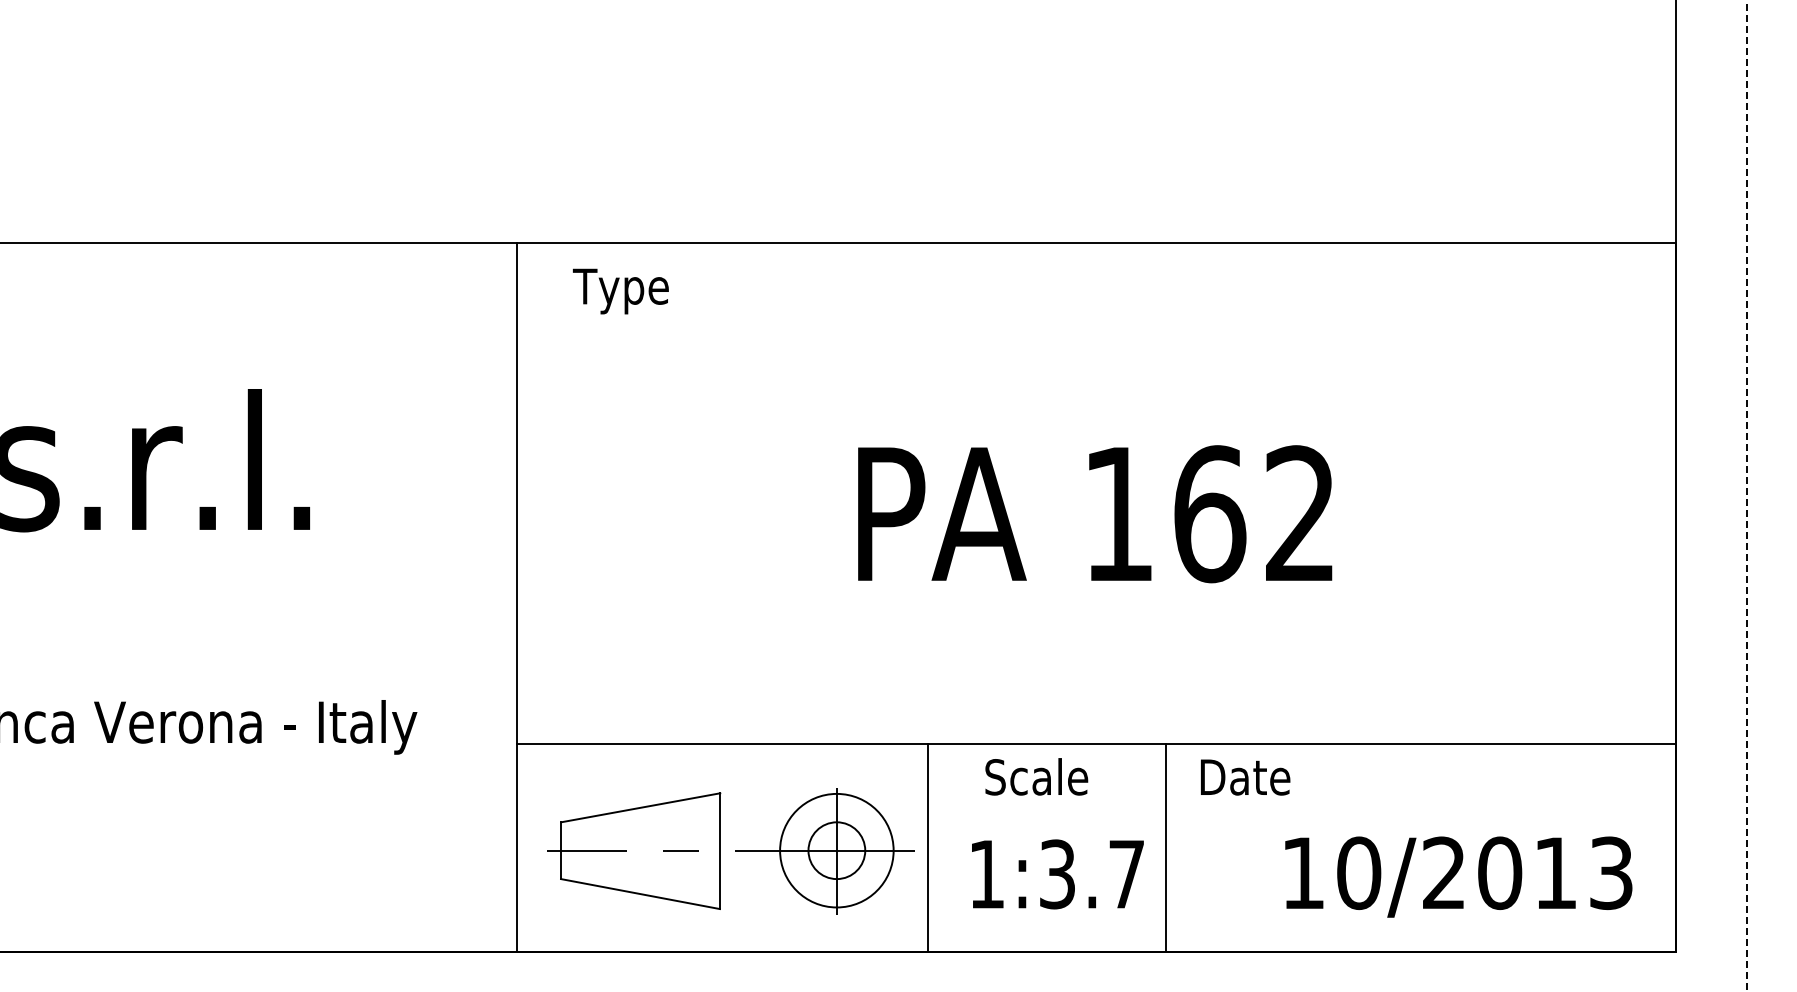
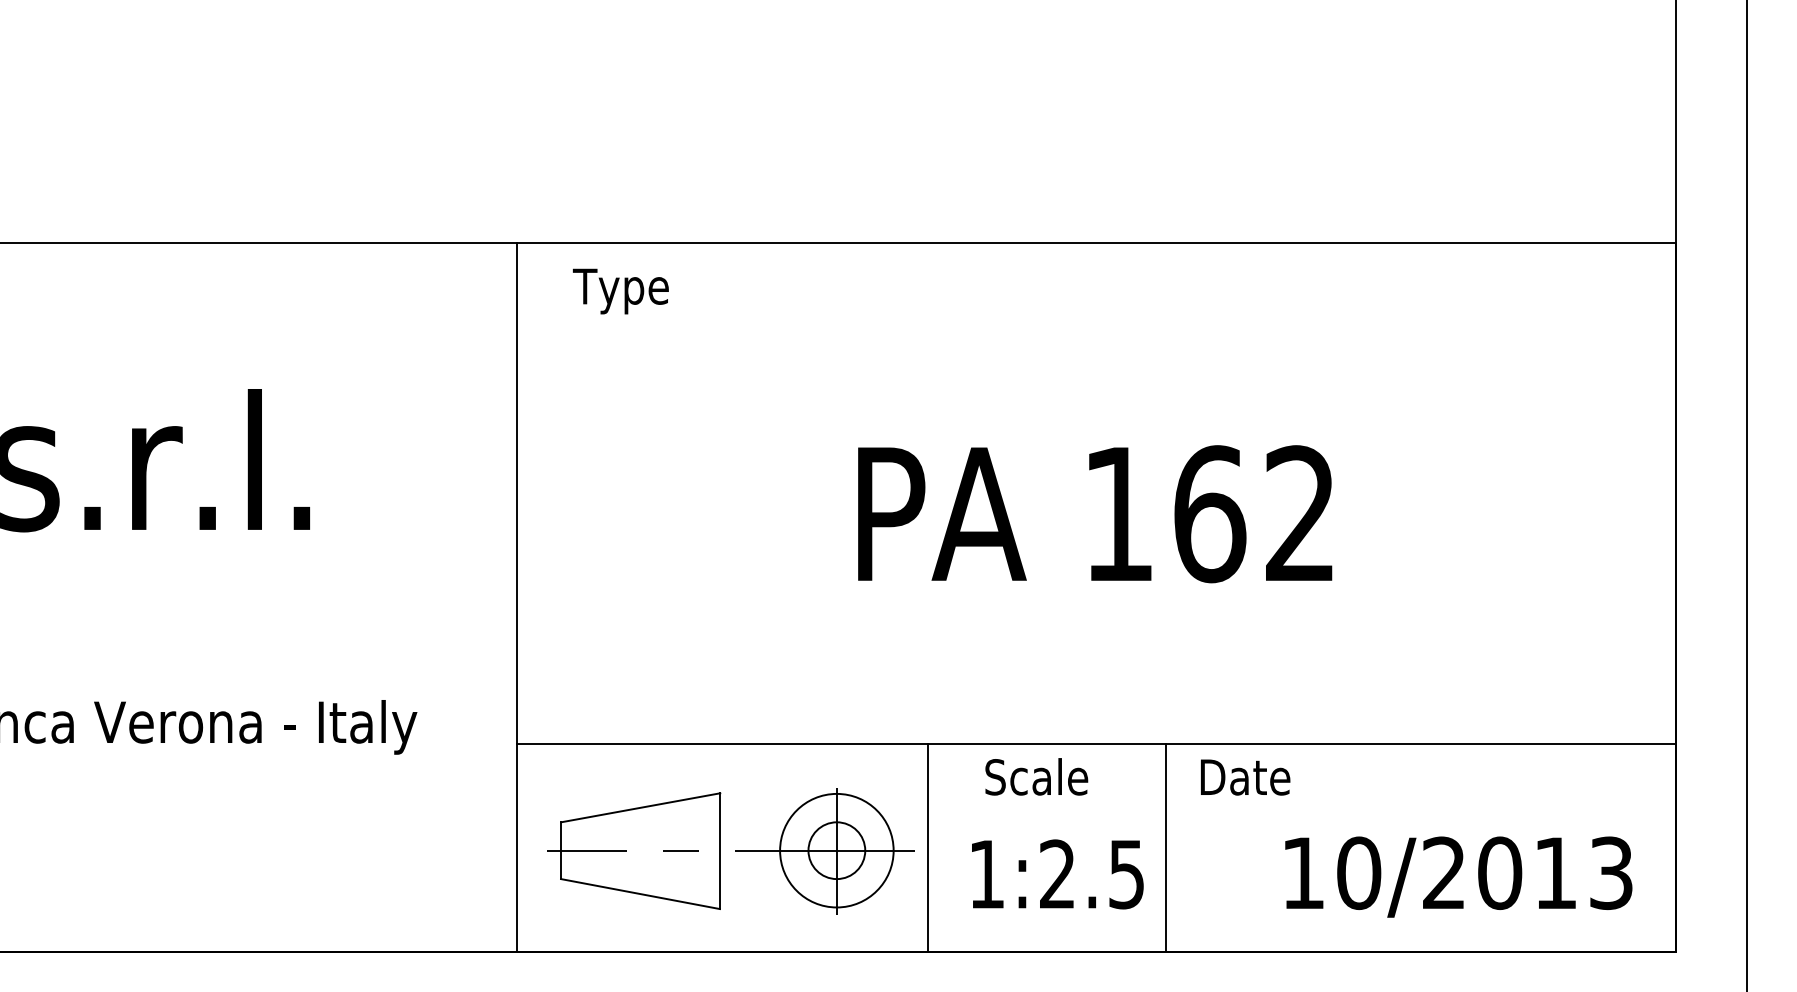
line: dashed -> solid (1746, 495)
text: 1:3.7 -> 1:2.5 (1091, 874)
